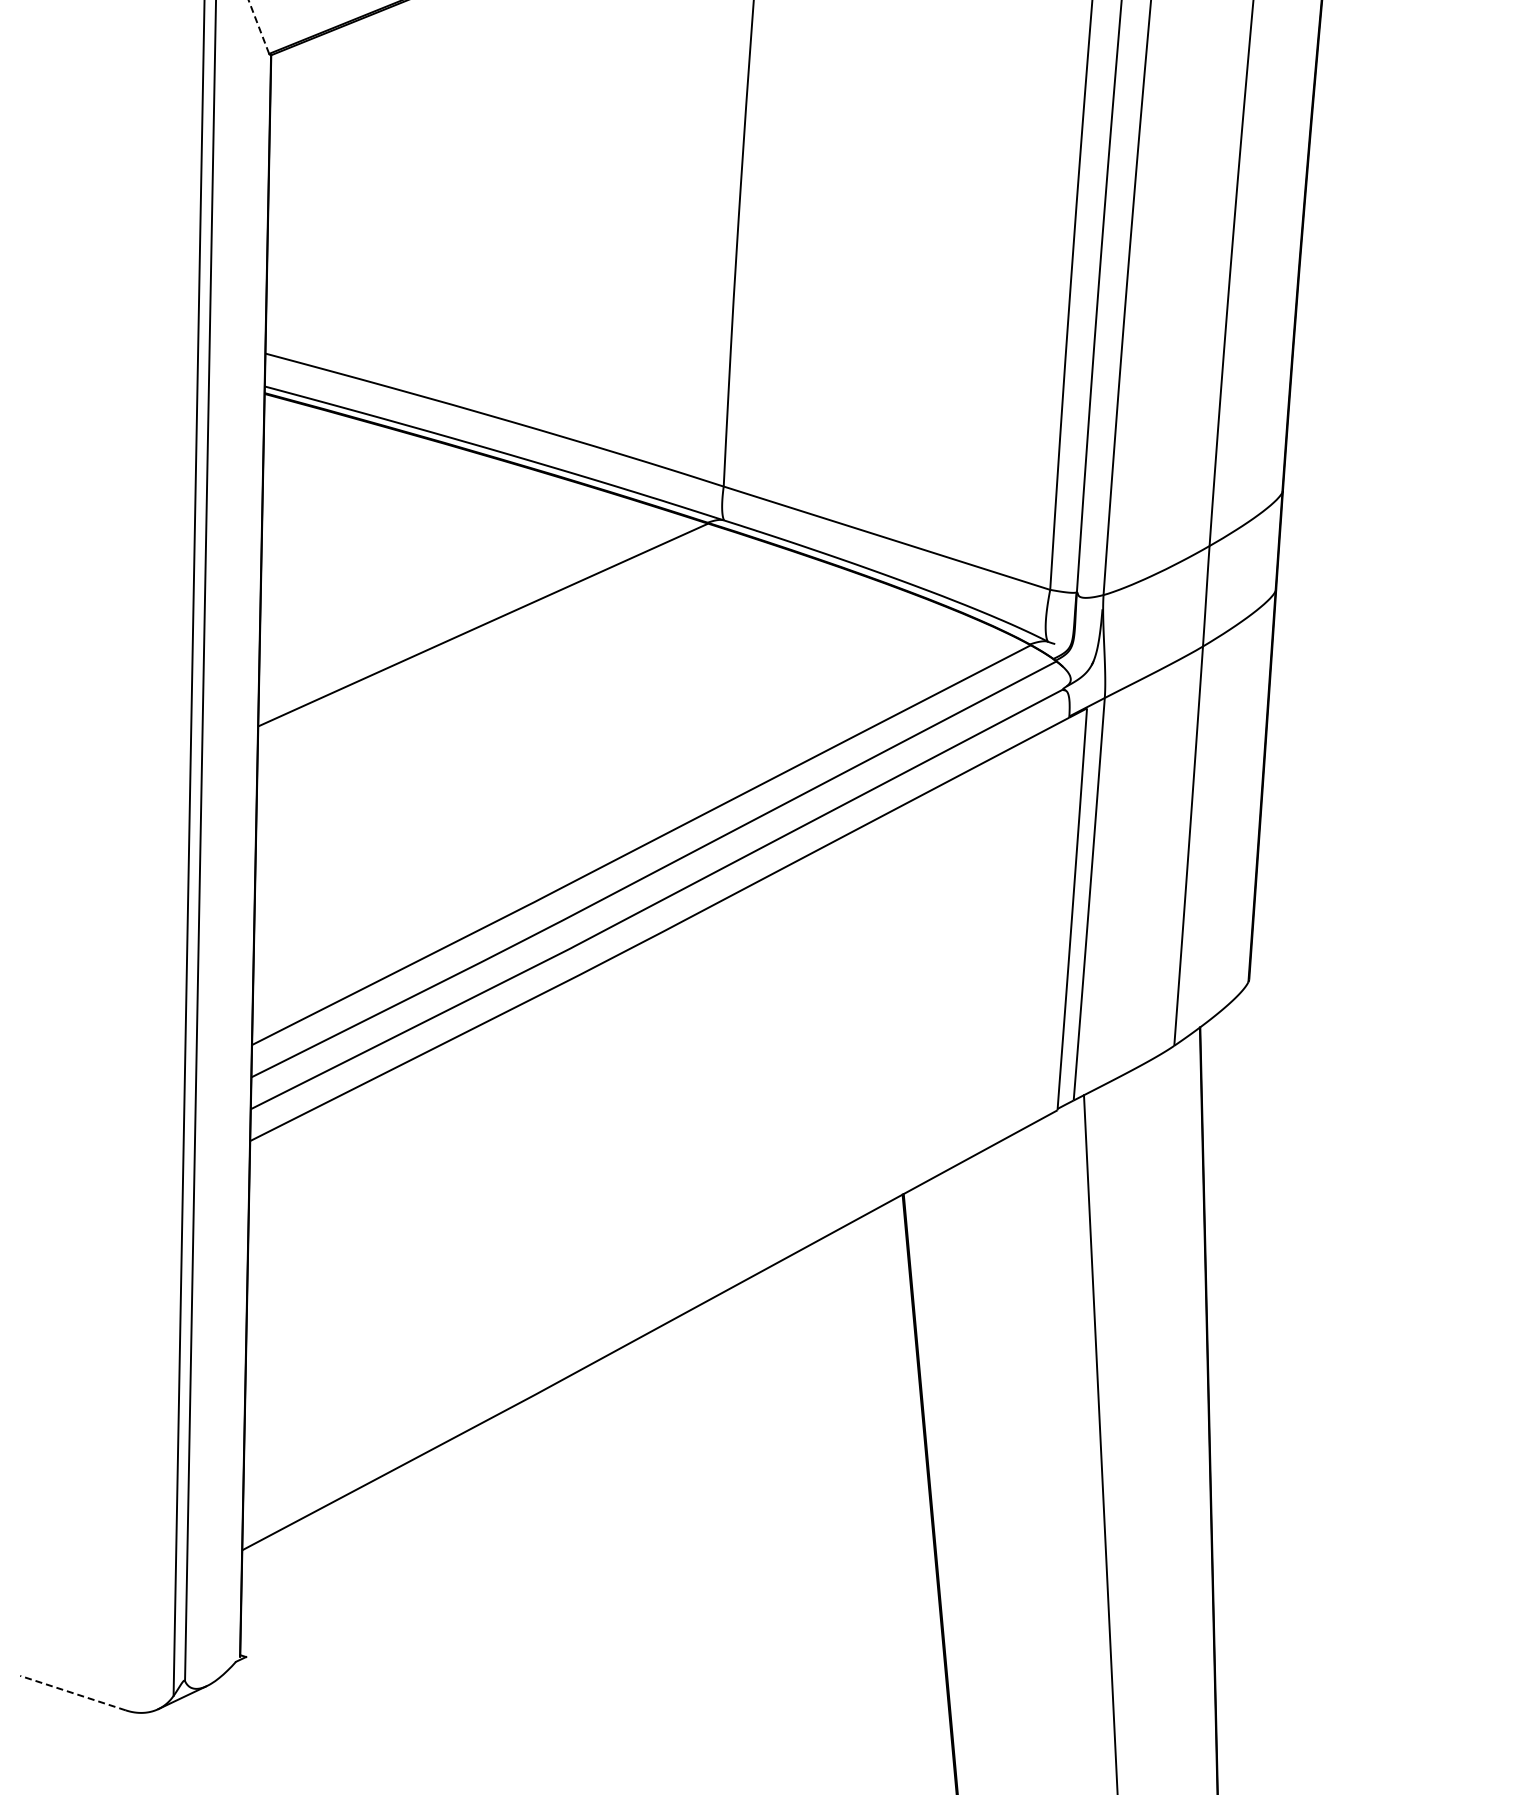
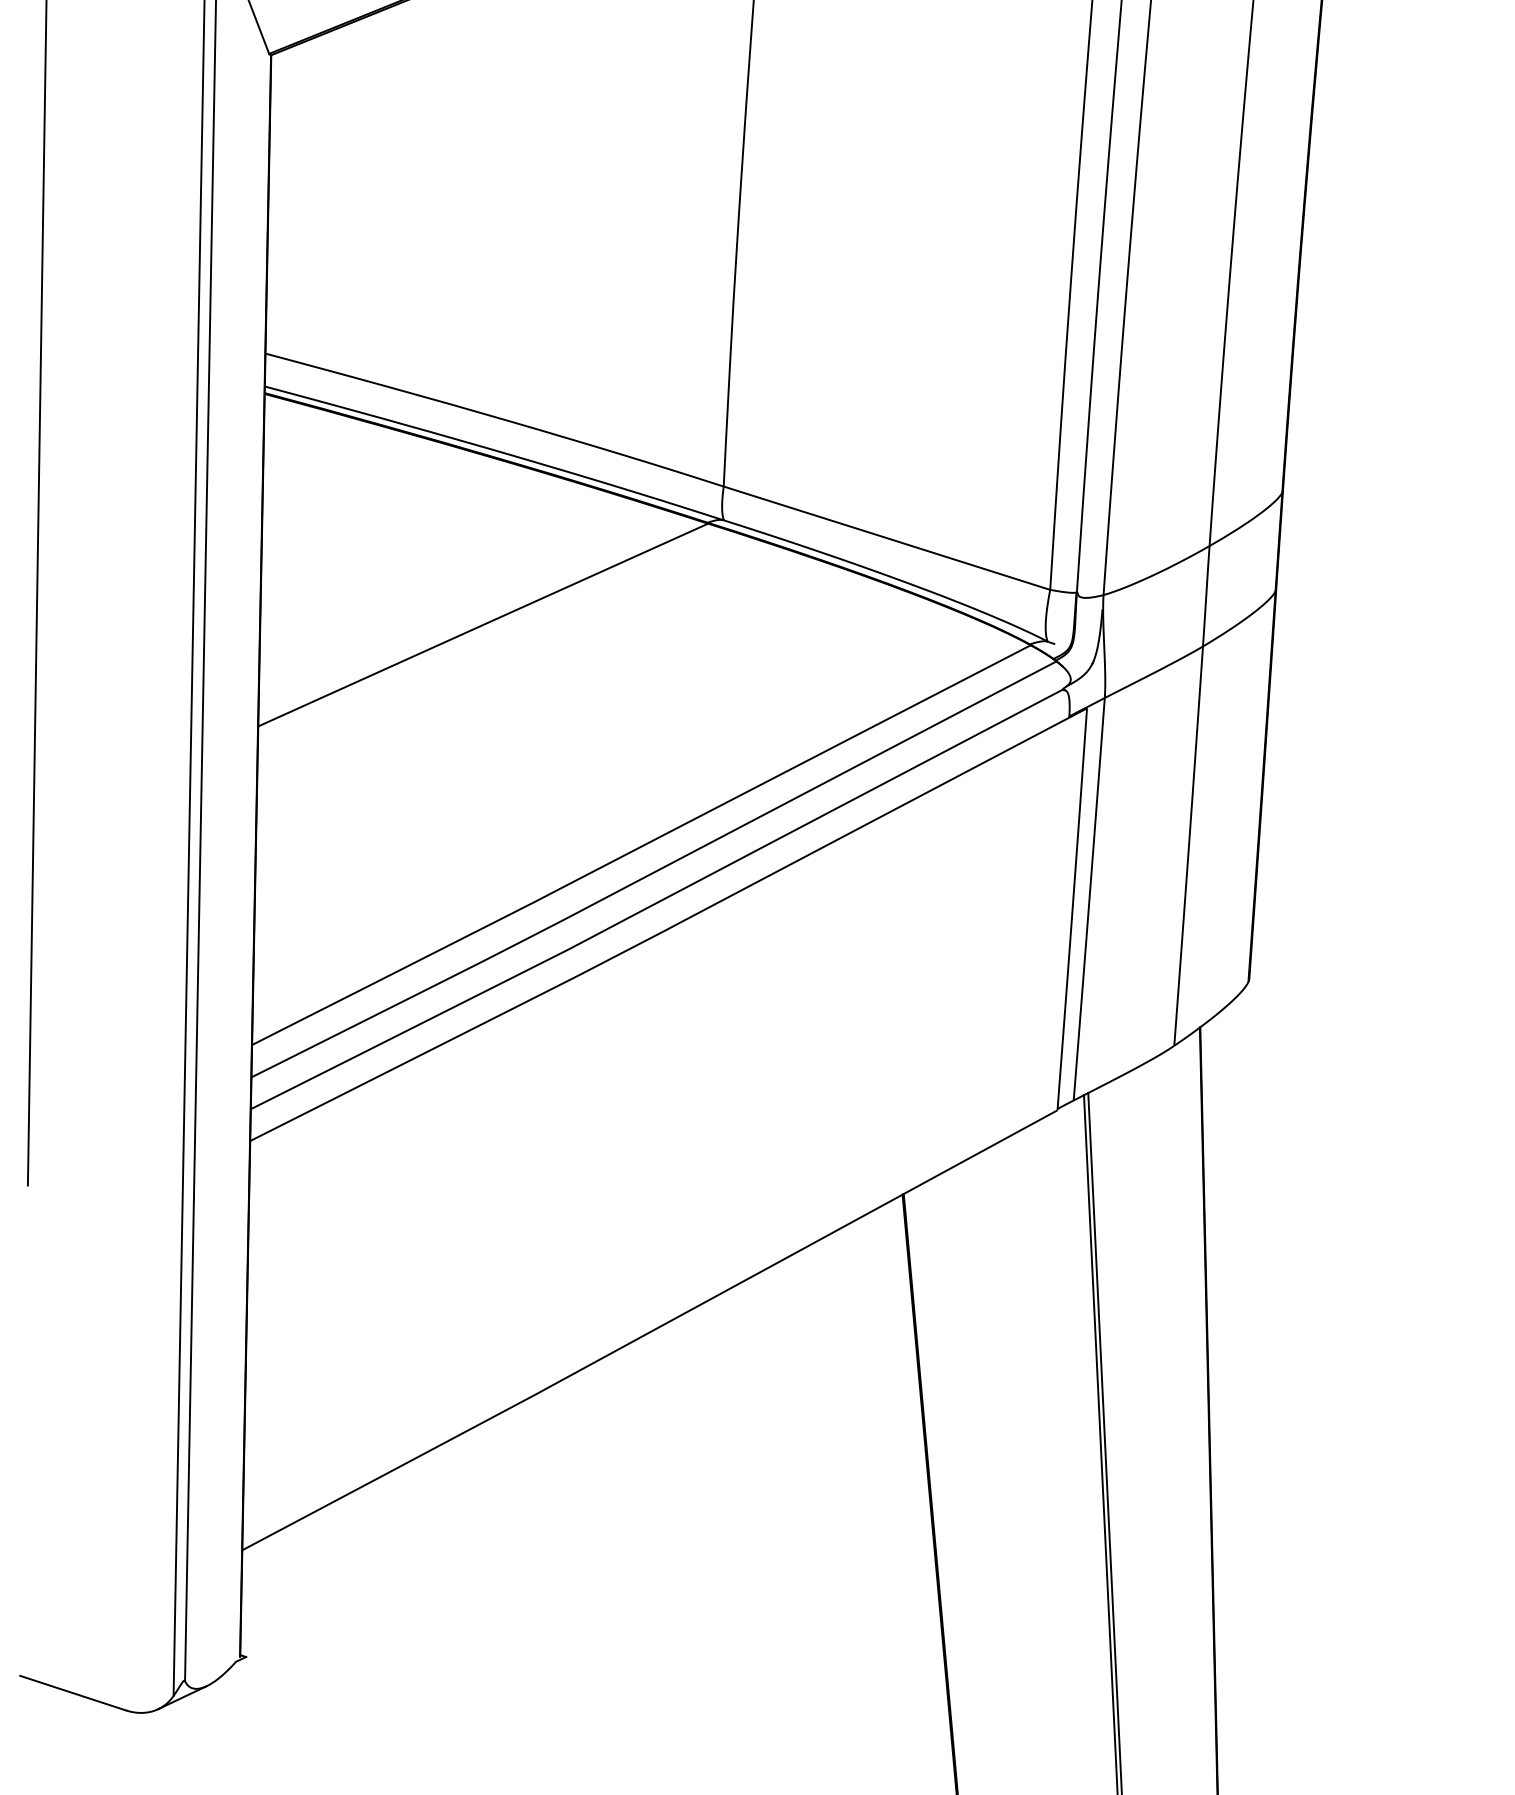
line: dashed -> solid (258, 26)
line: none -> present (36, 593)
line: none -> present (1104, 1442)
line: dashed -> solid (73, 1693)
